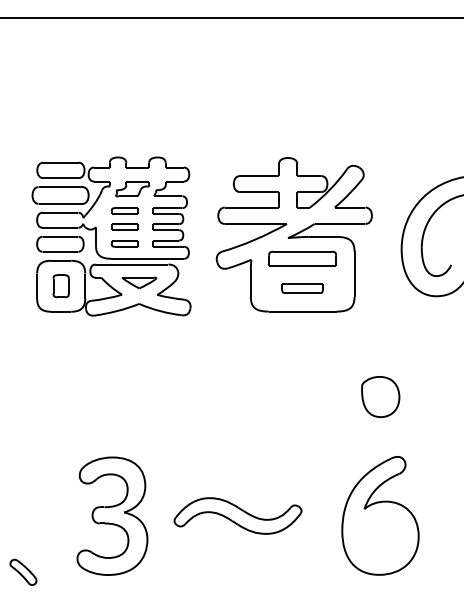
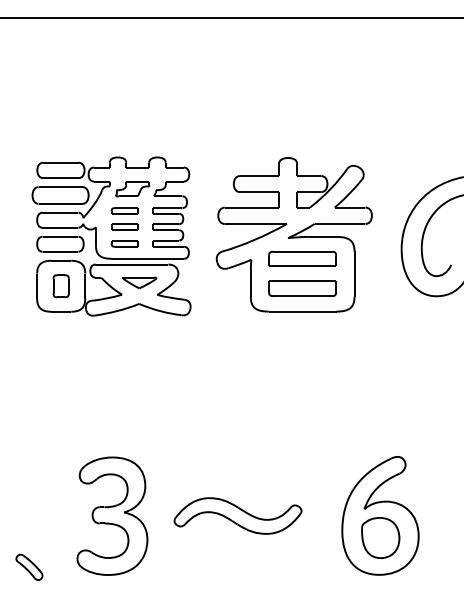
part size: 43x11 px -> 69x17 px (302, 288)
part position: (380, 396) -> (380, 537) (380, 537)
part position: (23, 571) -> (29, 566) (29, 566)
